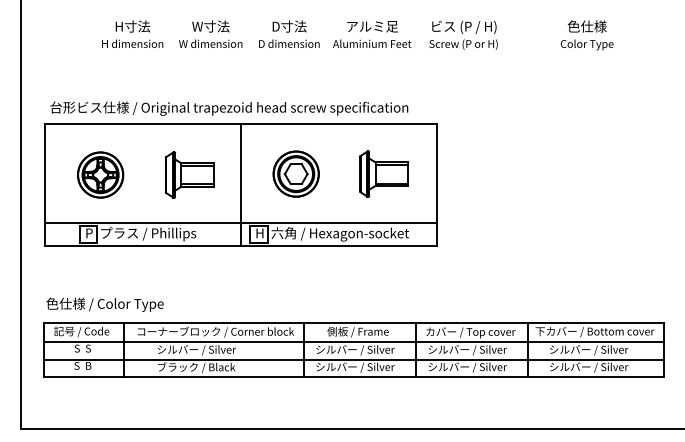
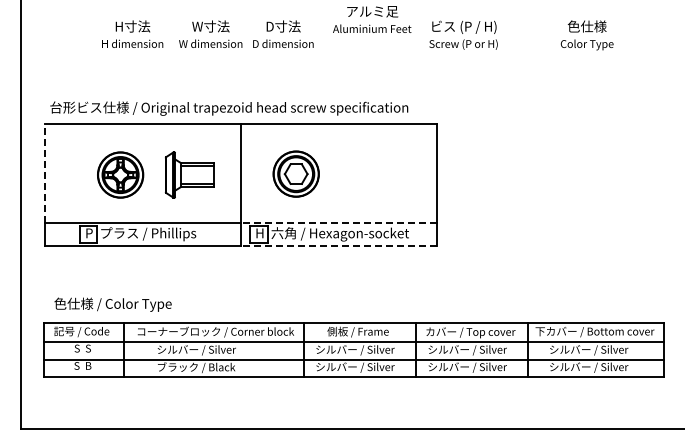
text position: (289, 33) -> (283, 33) (283, 33)
text position: (372, 34) -> (372, 19) (372, 19)
line: solid -> dashed (45, 173)
part: present -> none (383, 173)
part position: (100, 174) -> (120, 174) (120, 174)
line: solid -> dashed (338, 223)
line: solid -> dashed (338, 245)
text position: (104, 304) -> (112, 304) (112, 304)
